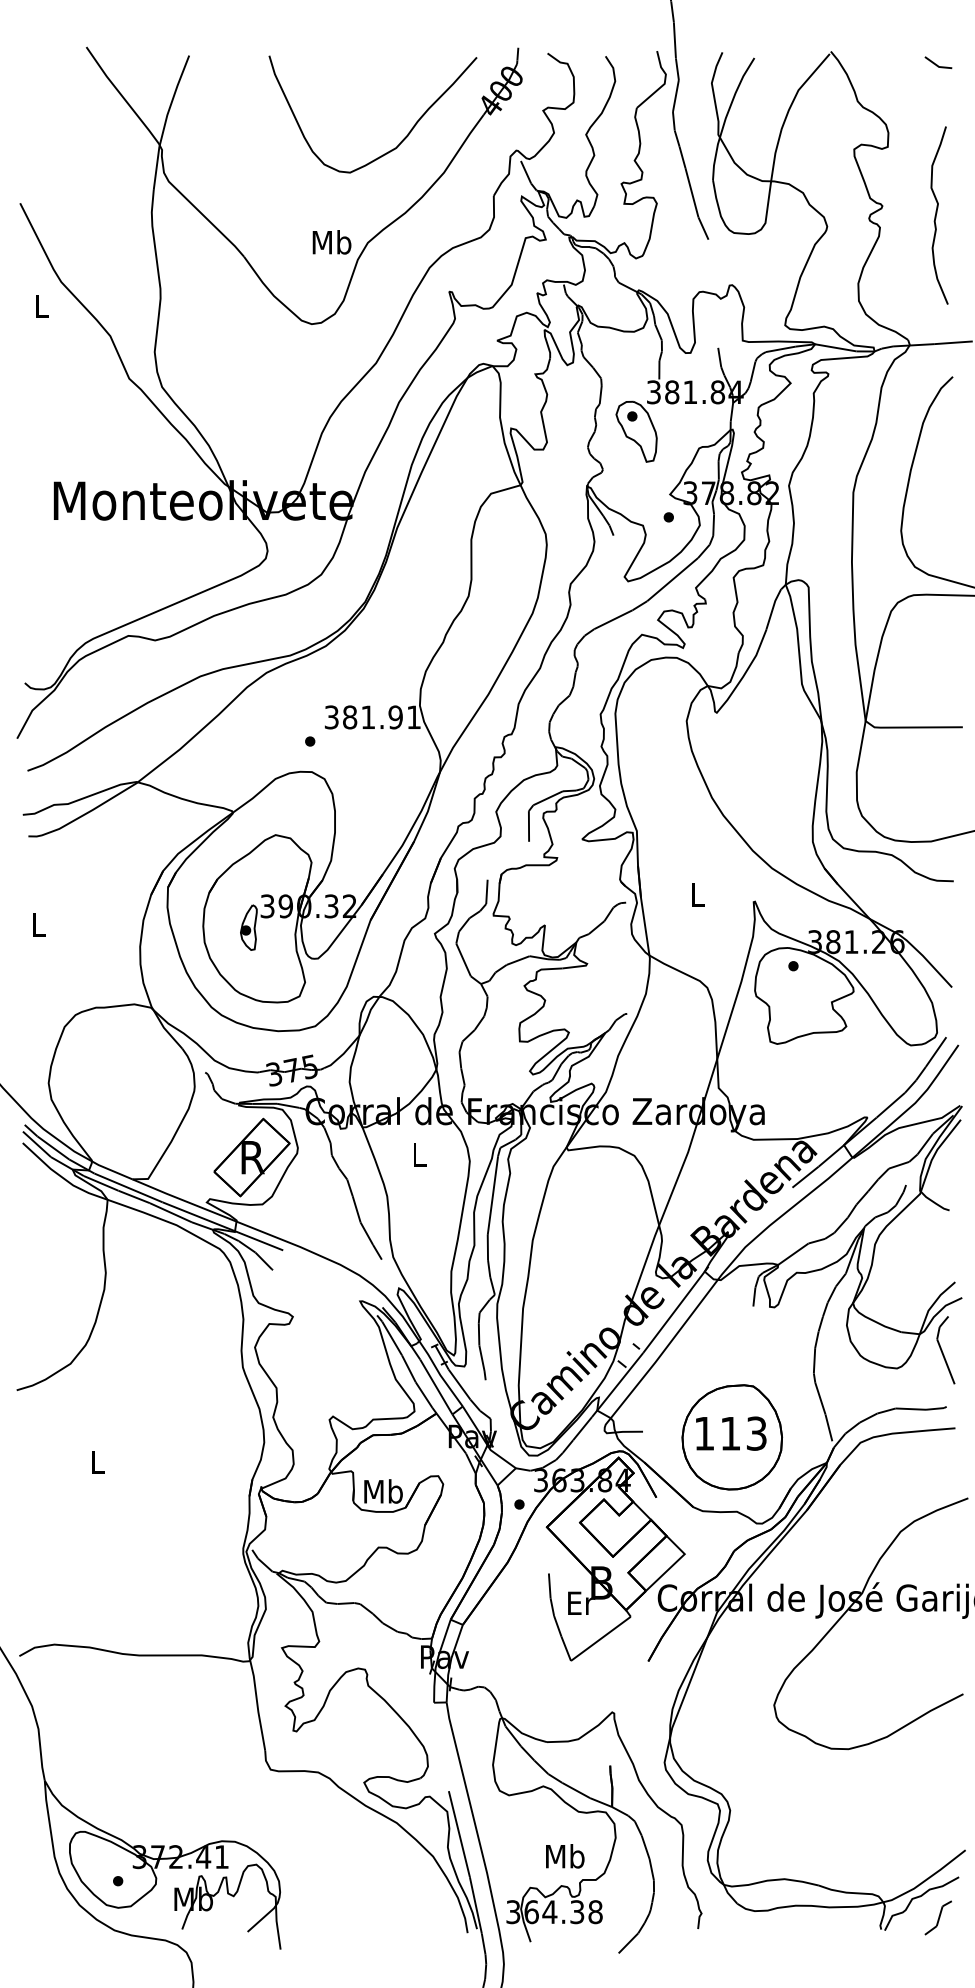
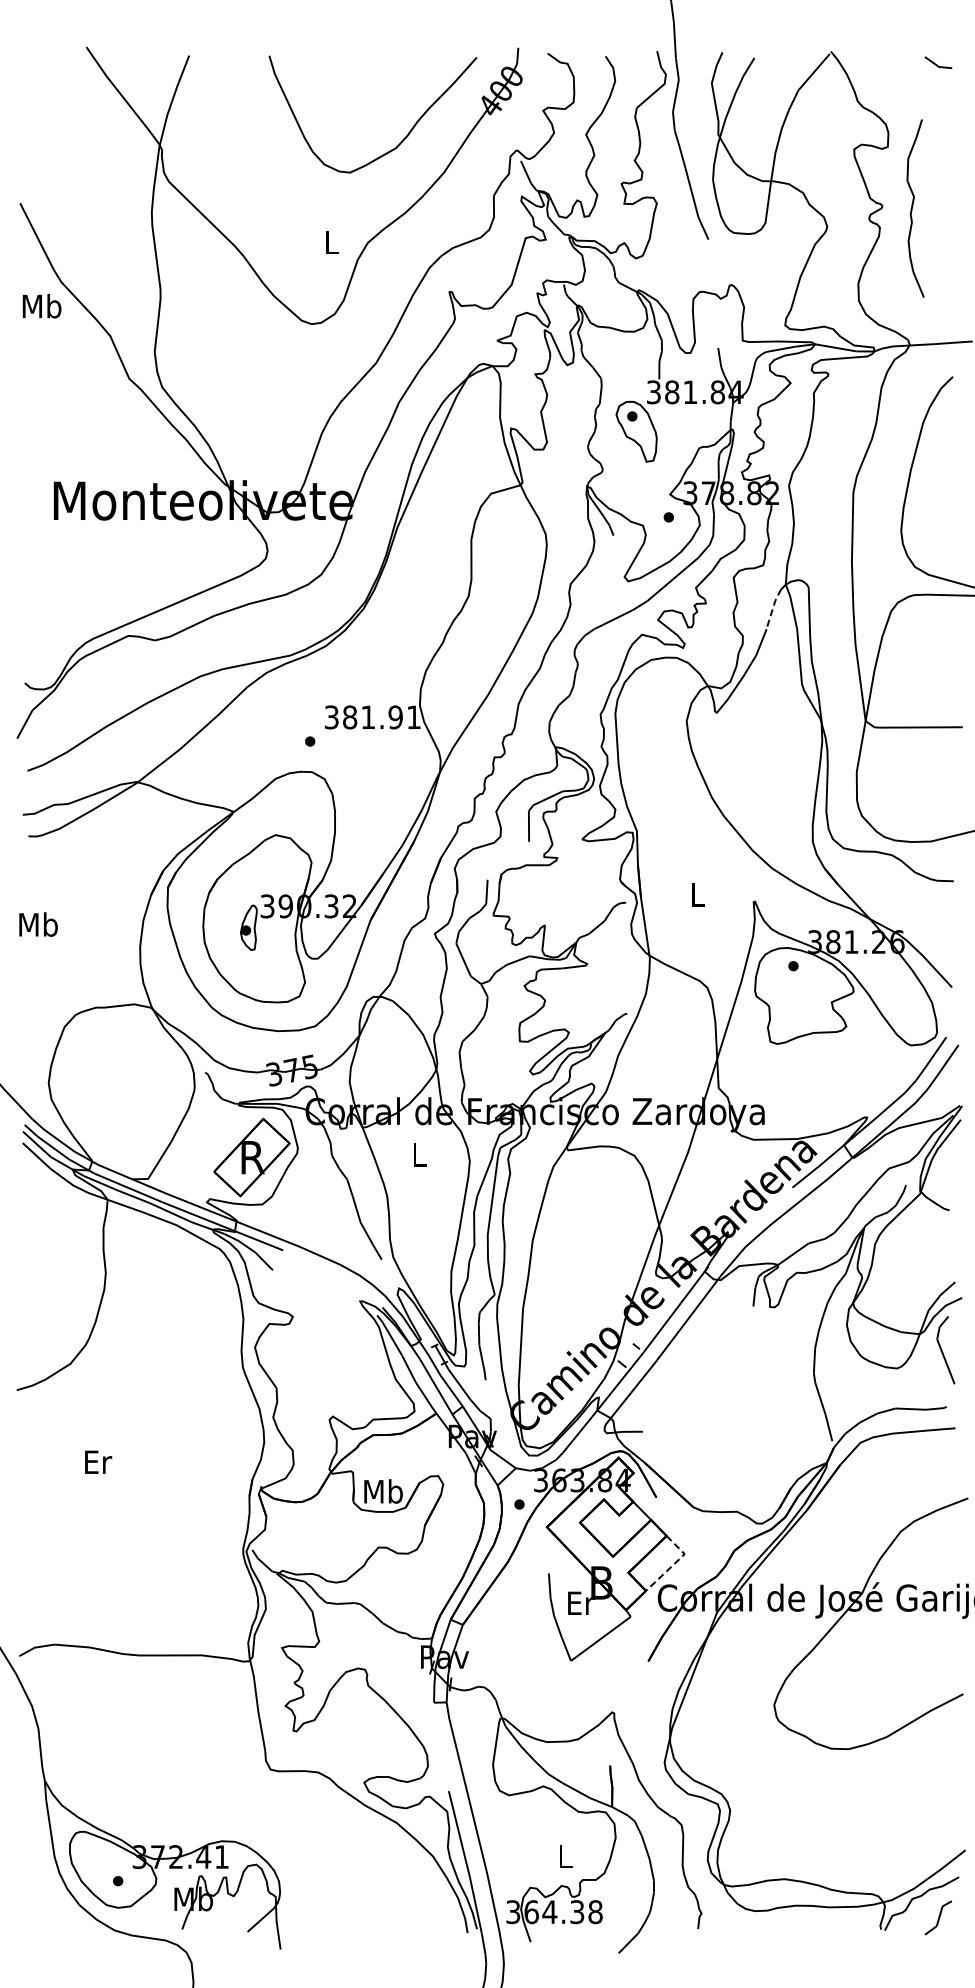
curve position: (937, 213) -> (913, 206) (913, 206)
text: Mb -> L (331, 242)
text: L -> Mb (41, 305)
line: solid -> dashed (772, 608)
text: L -> Mb (38, 924)
part: present -> none (732, 1437)
text: L -> Er (98, 1461)
line: solid -> dashed (674, 1563)
text: Mb -> L (565, 1856)
